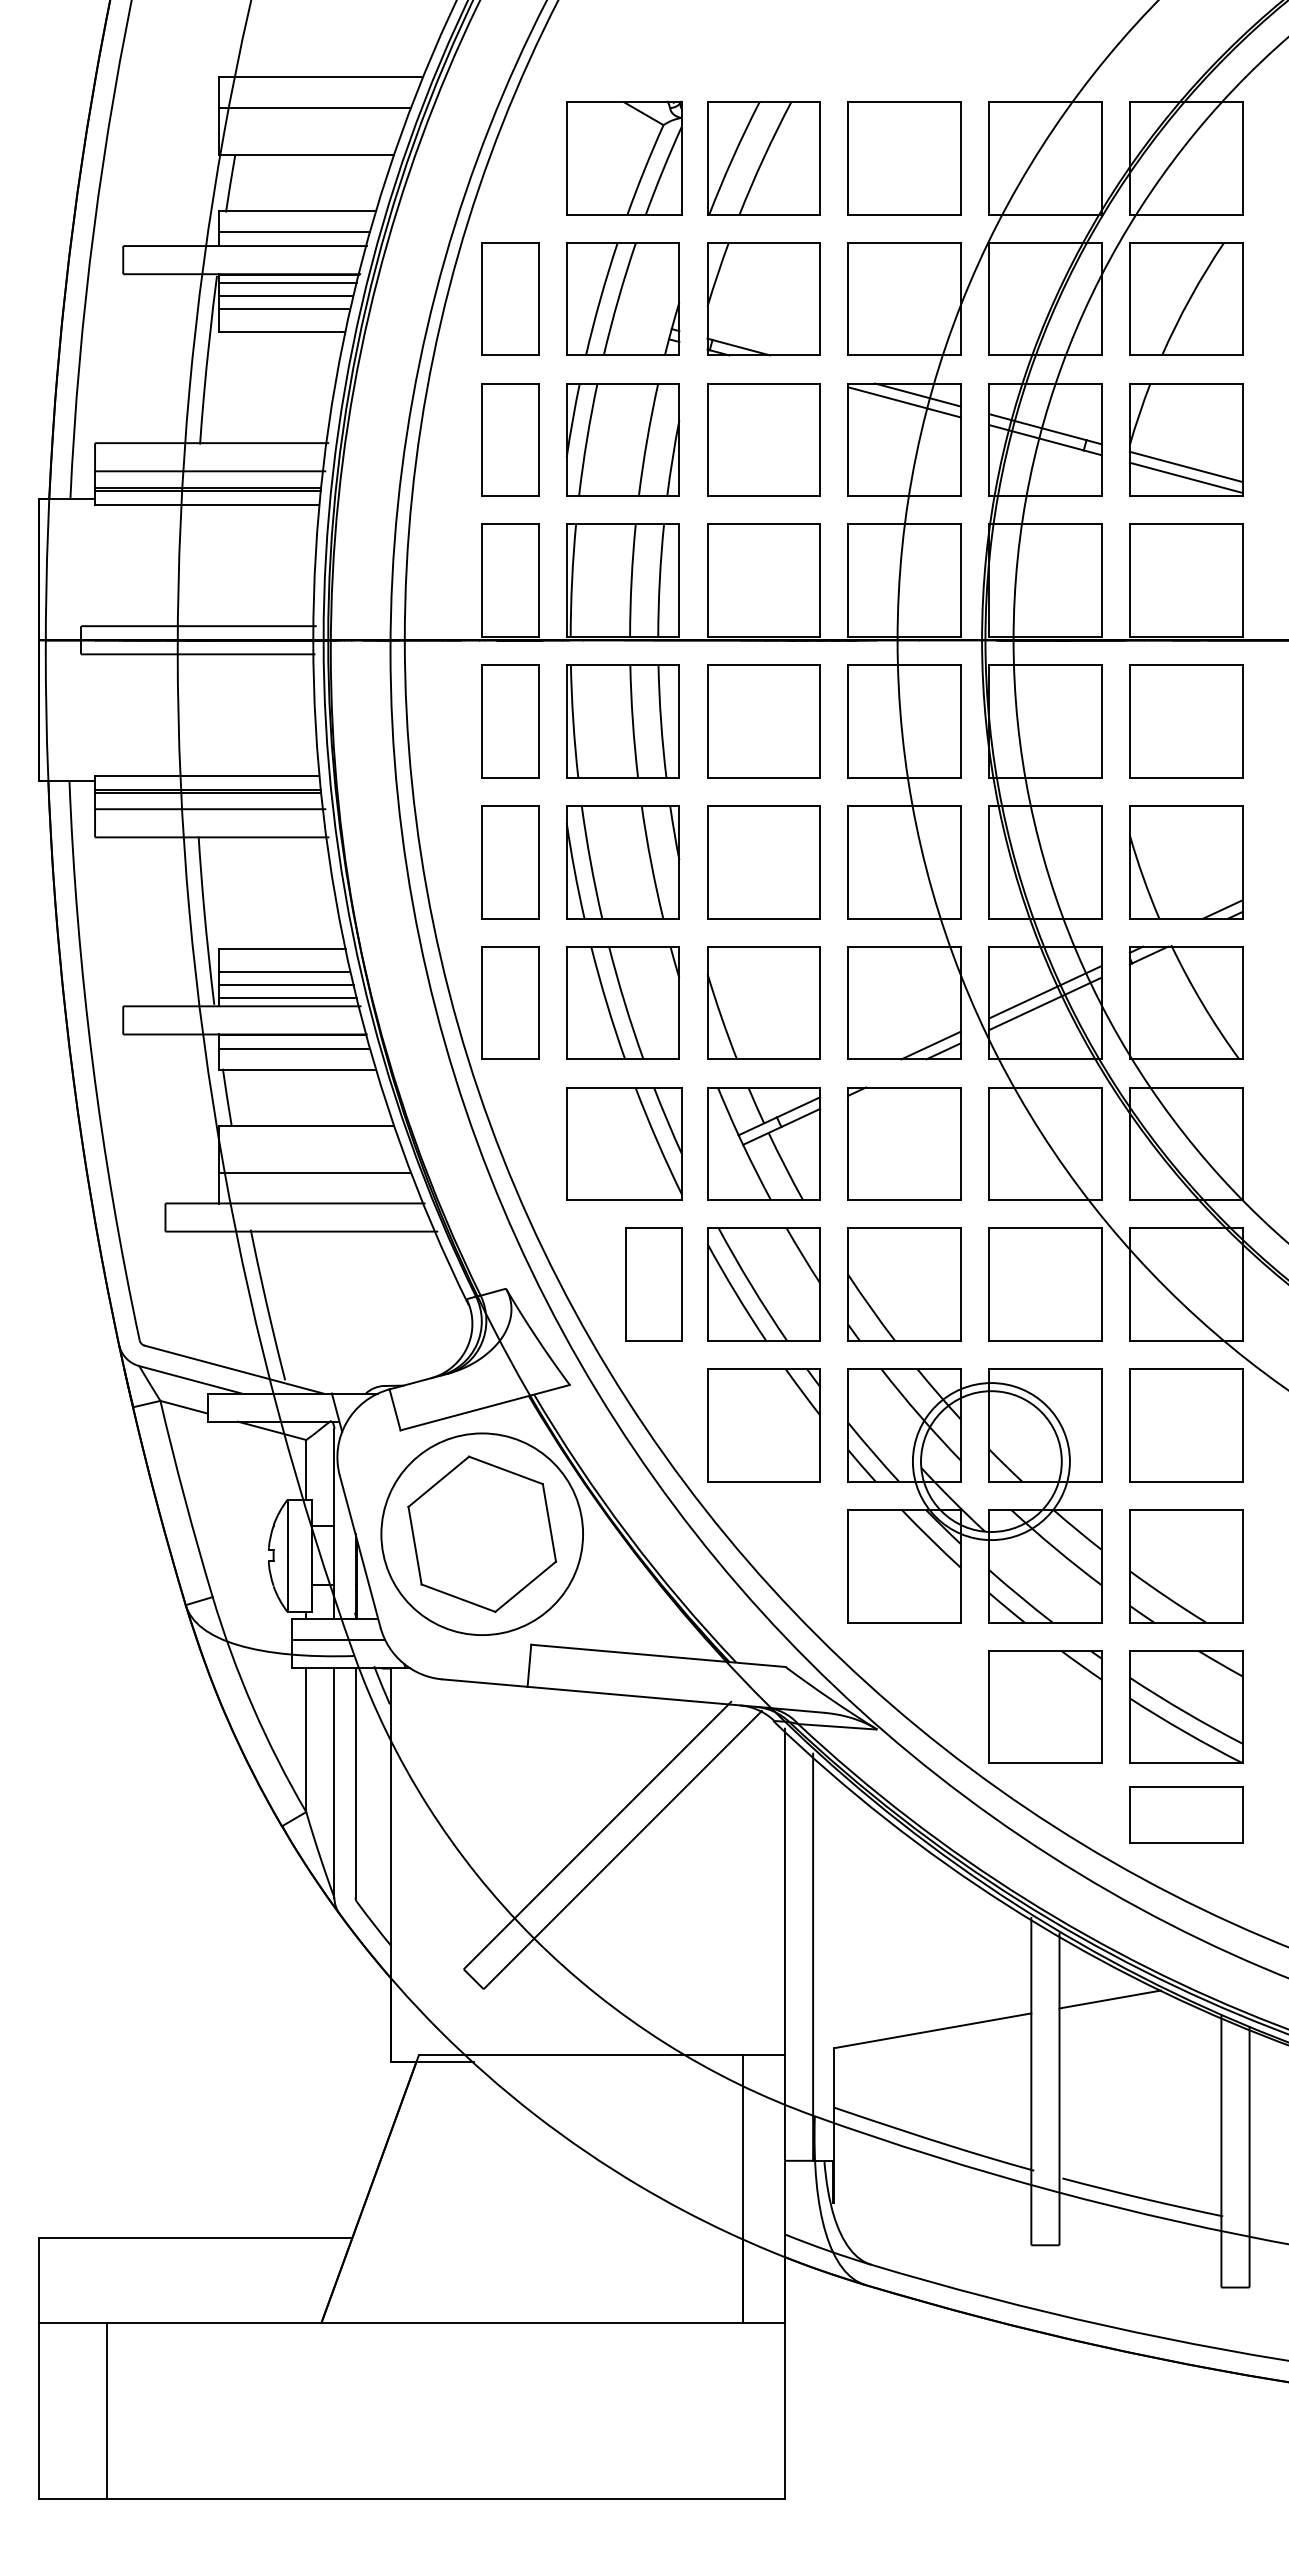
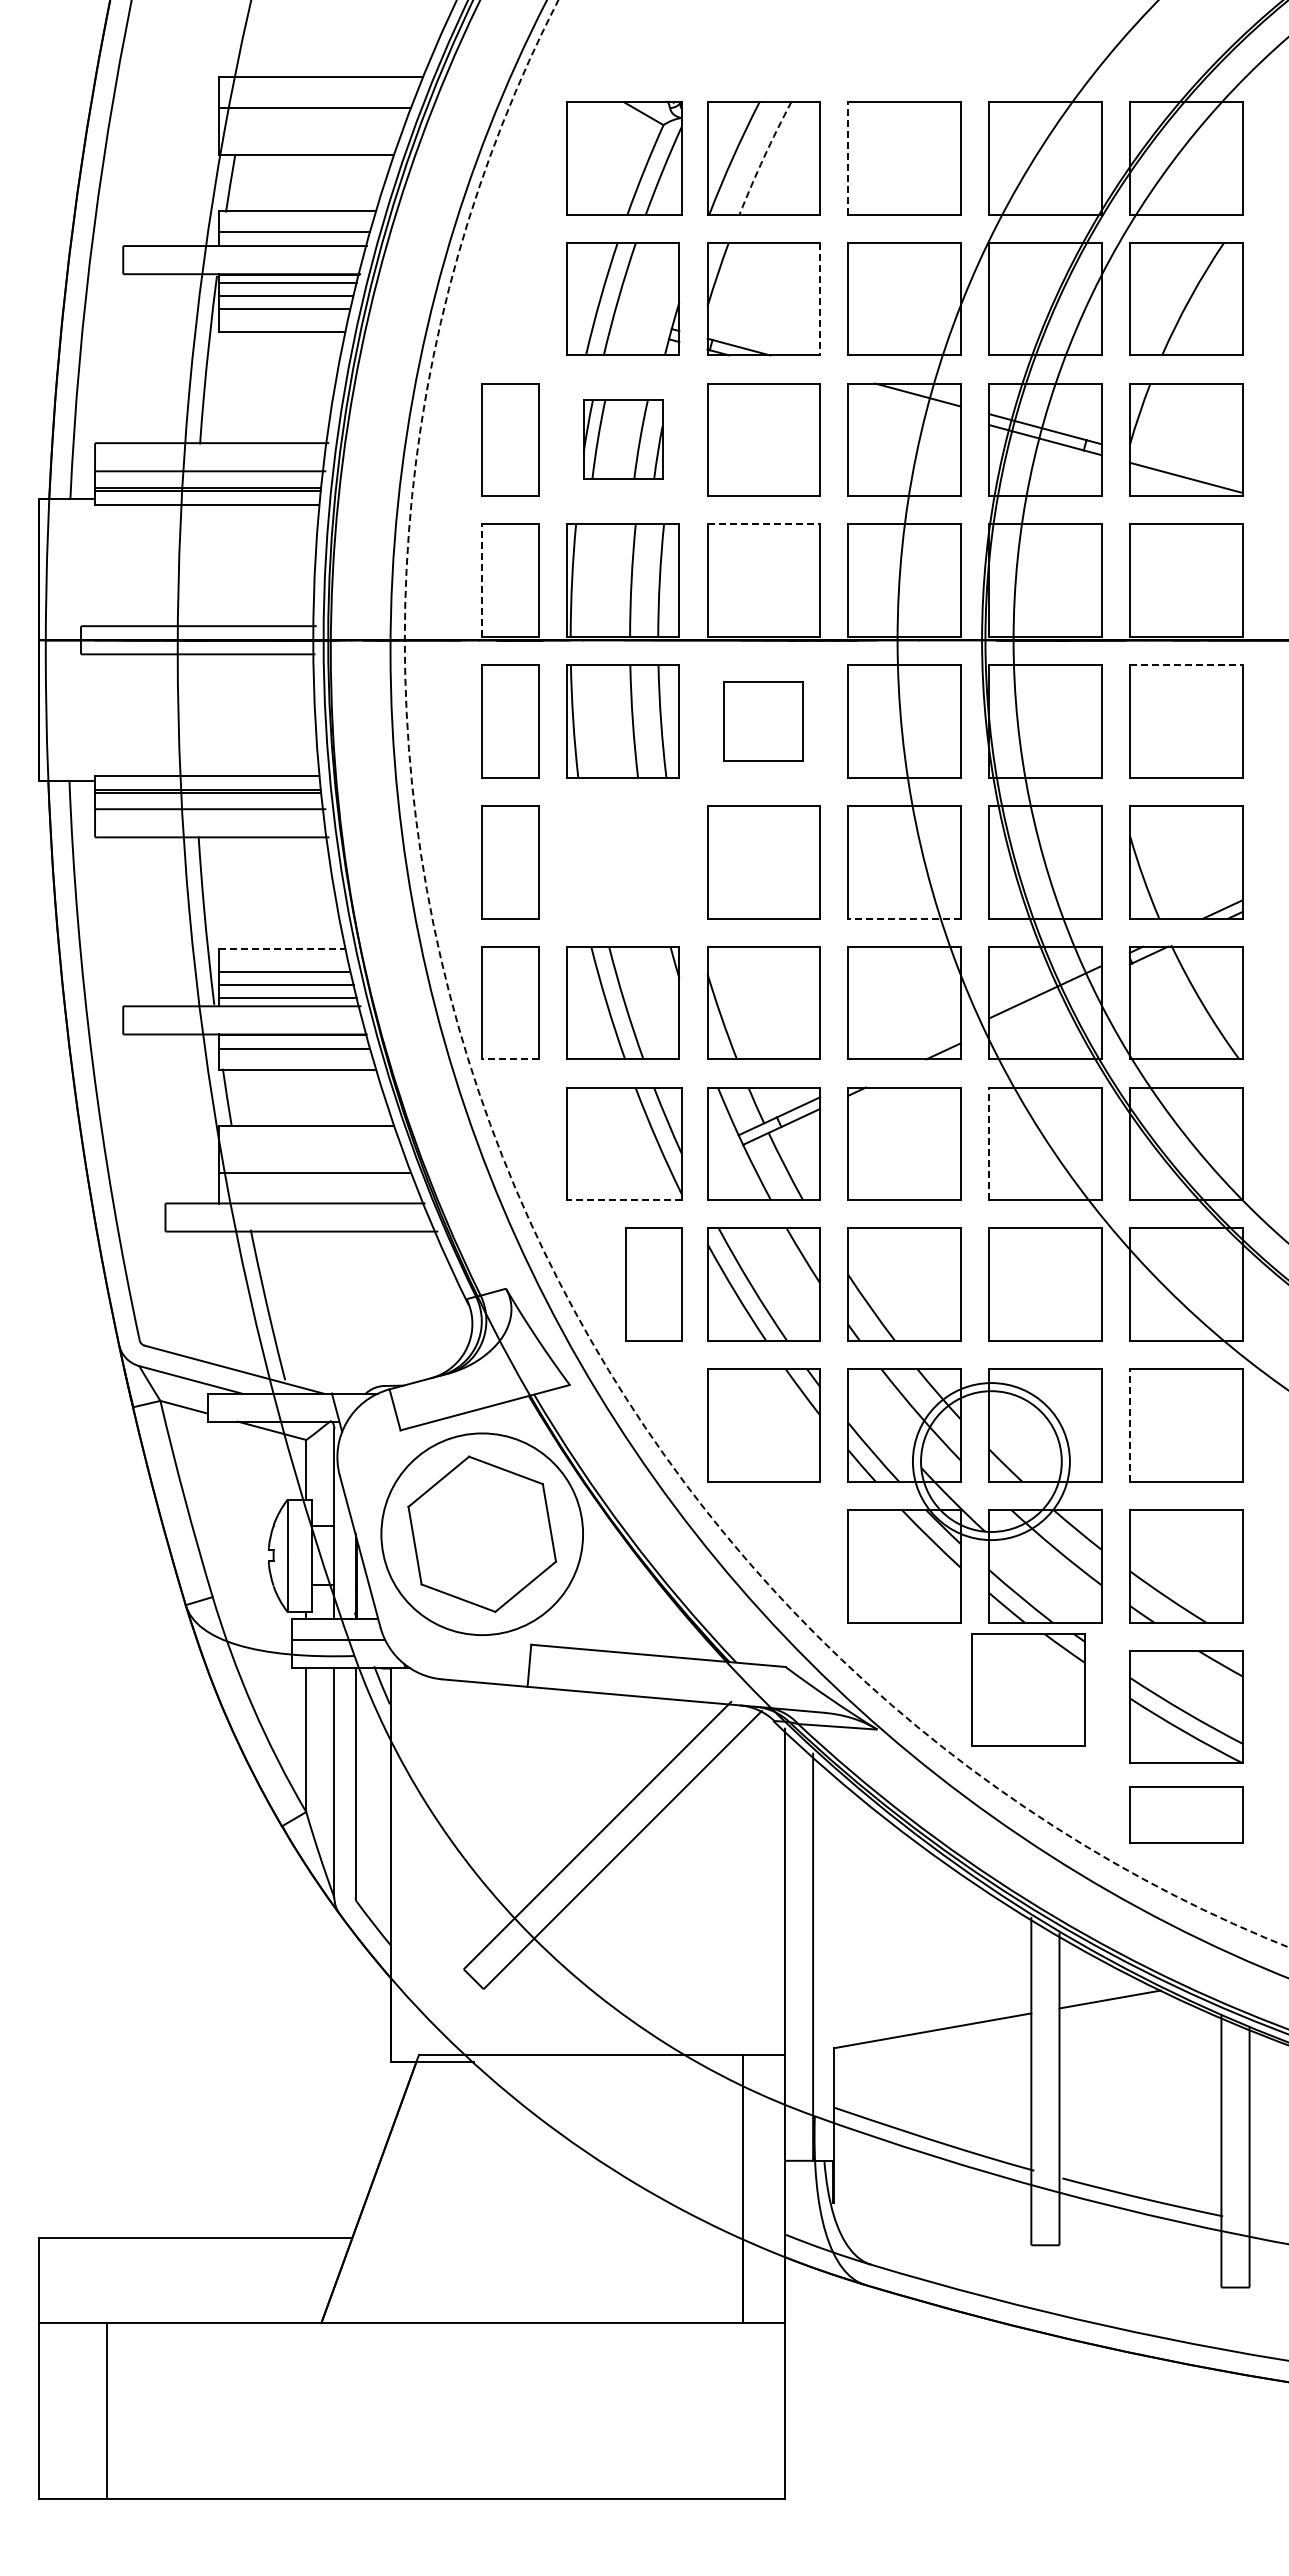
arc: solid -> dashed (763, 157)
line: solid -> dashed (848, 157)
part: present -> none (510, 298)
line: solid -> dashed (820, 299)
line: present -> none (904, 402)
part size: 115x114 px -> 81x81 px (623, 439)
line: present -> none (1185, 466)
line: solid -> dashed (764, 524)
line: solid -> dashed (482, 580)
line: solid -> dashed (1186, 665)
part size: 114x115 px -> 81x81 px (763, 721)
part: present -> none (622, 862)
line: solid -> dashed (904, 918)
line: solid -> dashed (282, 949)
circle: solid -> dashed (846, 973)
line: present -> none (1045, 1003)
line: present -> none (930, 1045)
line: solid -> dashed (509, 1059)
line: solid -> dashed (989, 1143)
line: solid -> dashed (624, 1200)
line: solid -> dashed (1129, 1424)
part position: (1045, 1706) -> (1028, 1689) (1028, 1689)
